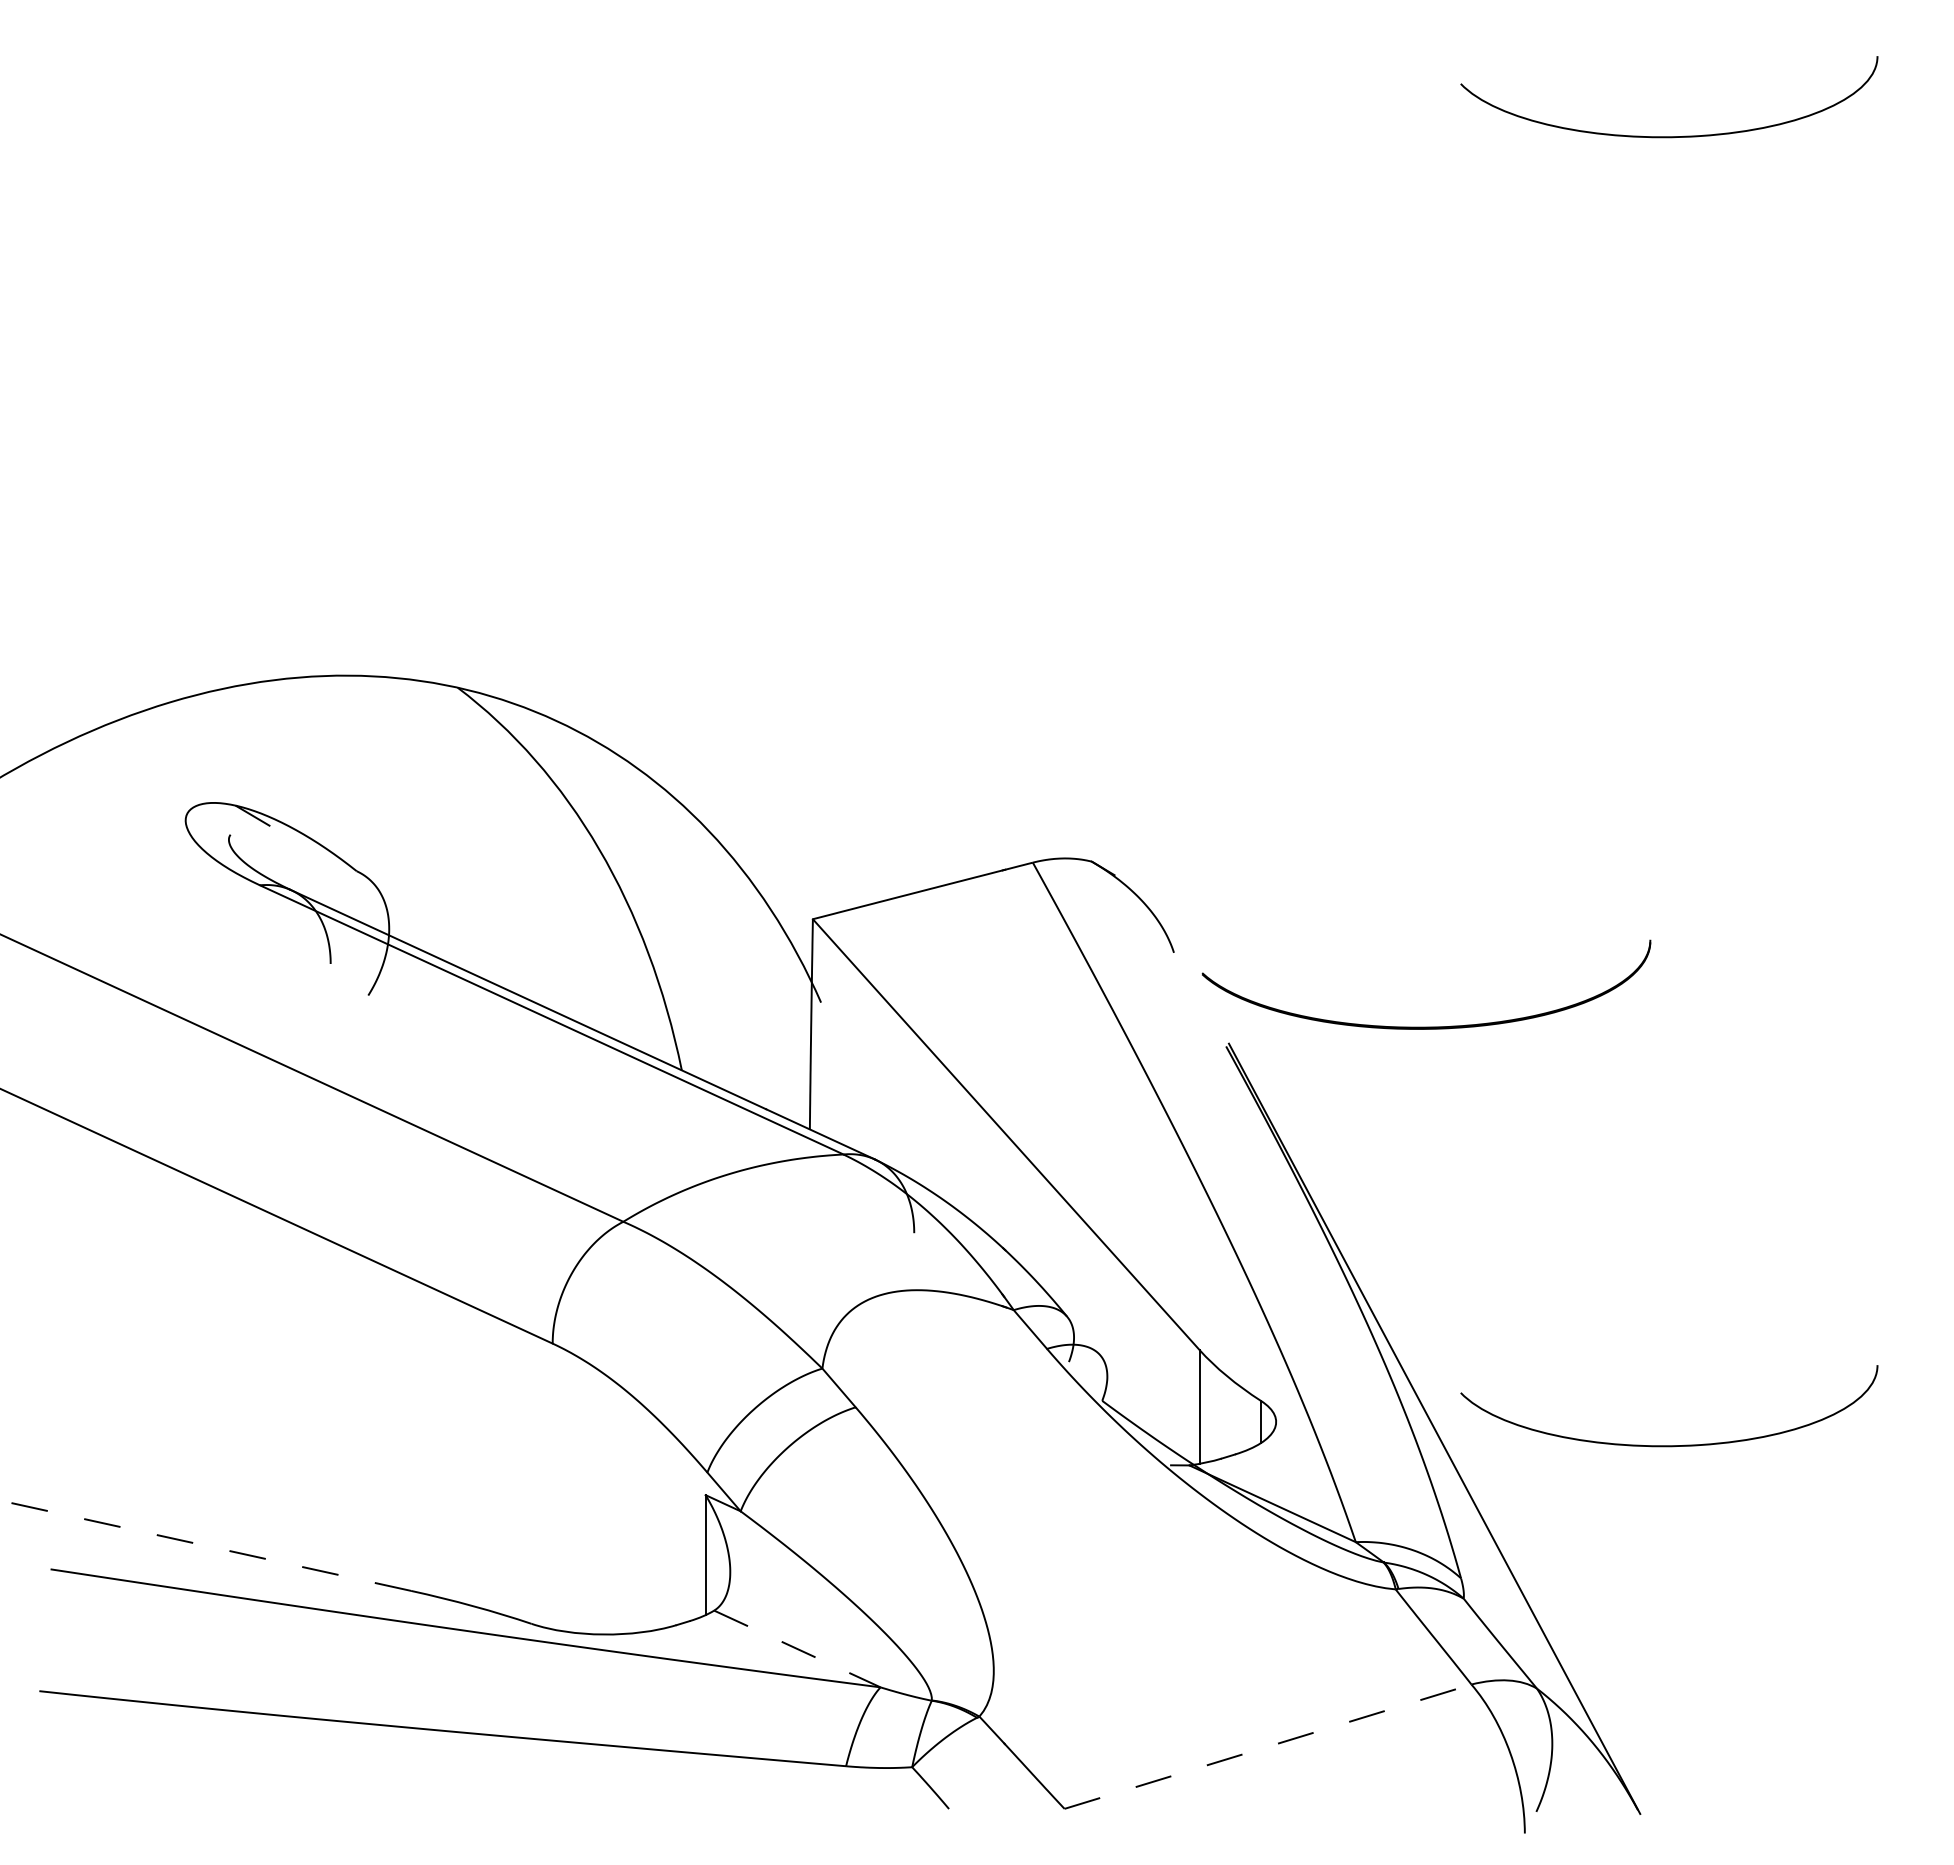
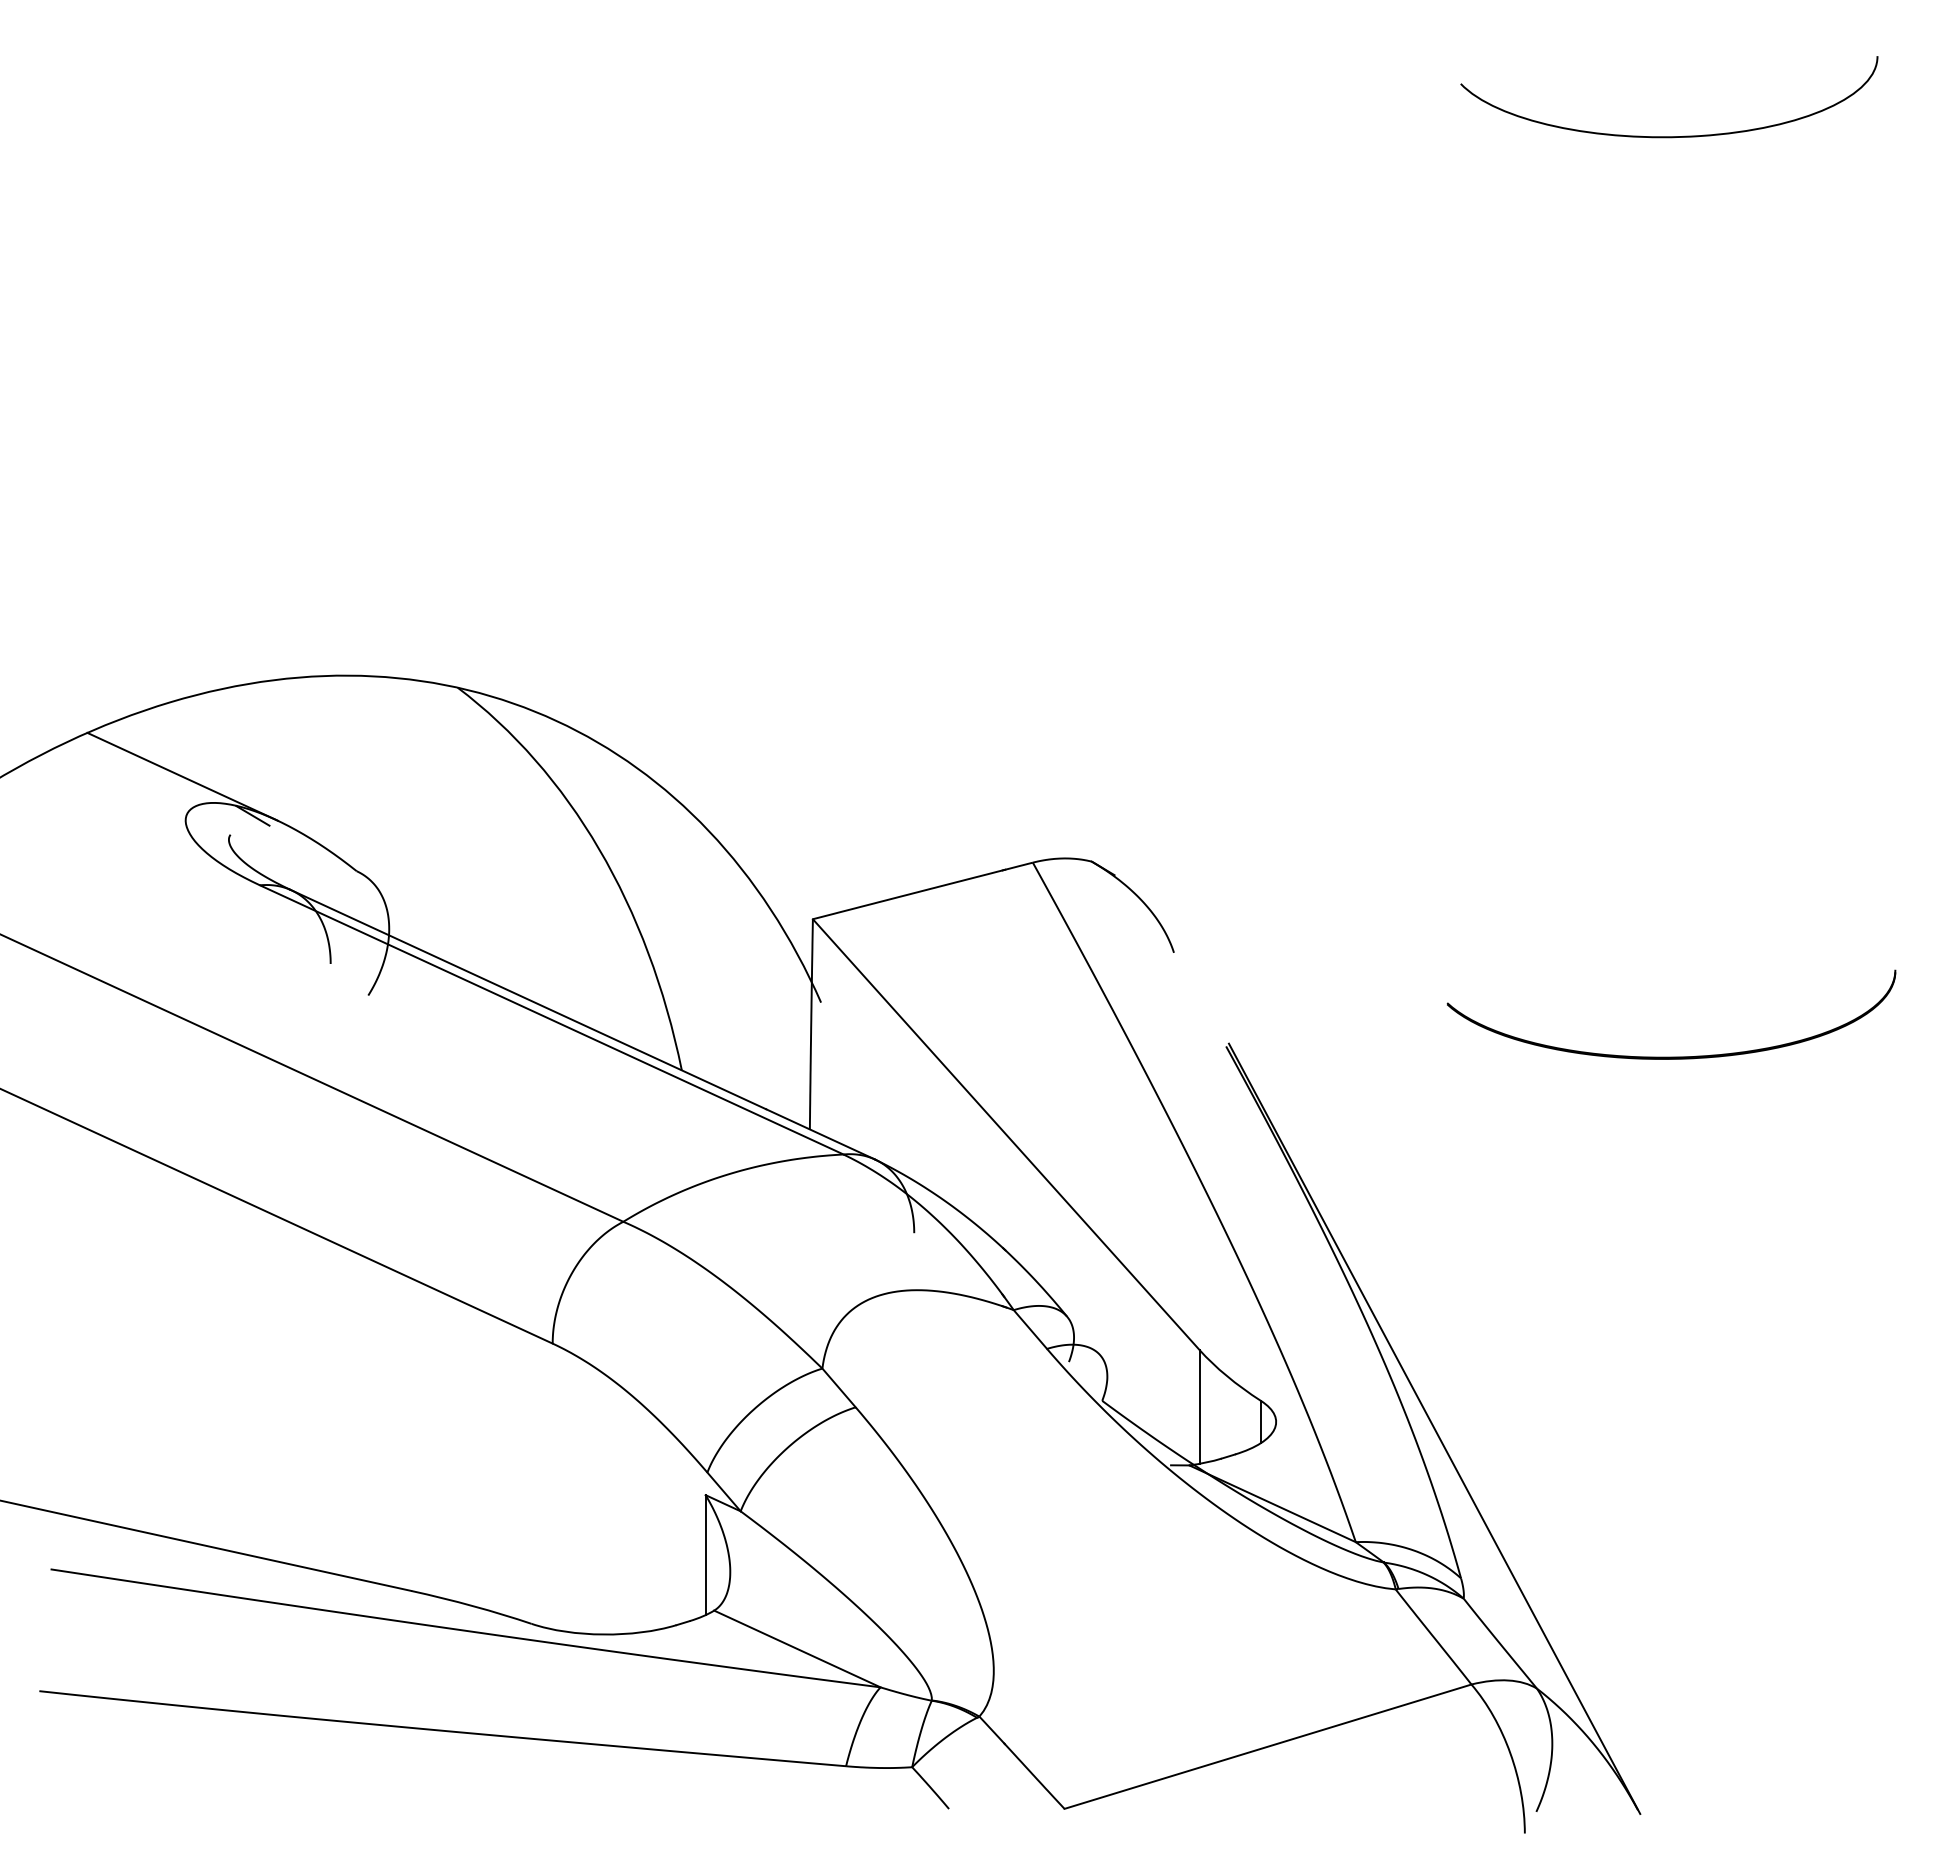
line: none -> present (182, 776)
part position: (1426, 1026) -> (1671, 1056) (1671, 1056)
curve: present -> none (1669, 1445)
line: dashed -> solid (205, 1545)
line: dashed -> solid (797, 1648)
line: dashed -> solid (1268, 1746)
